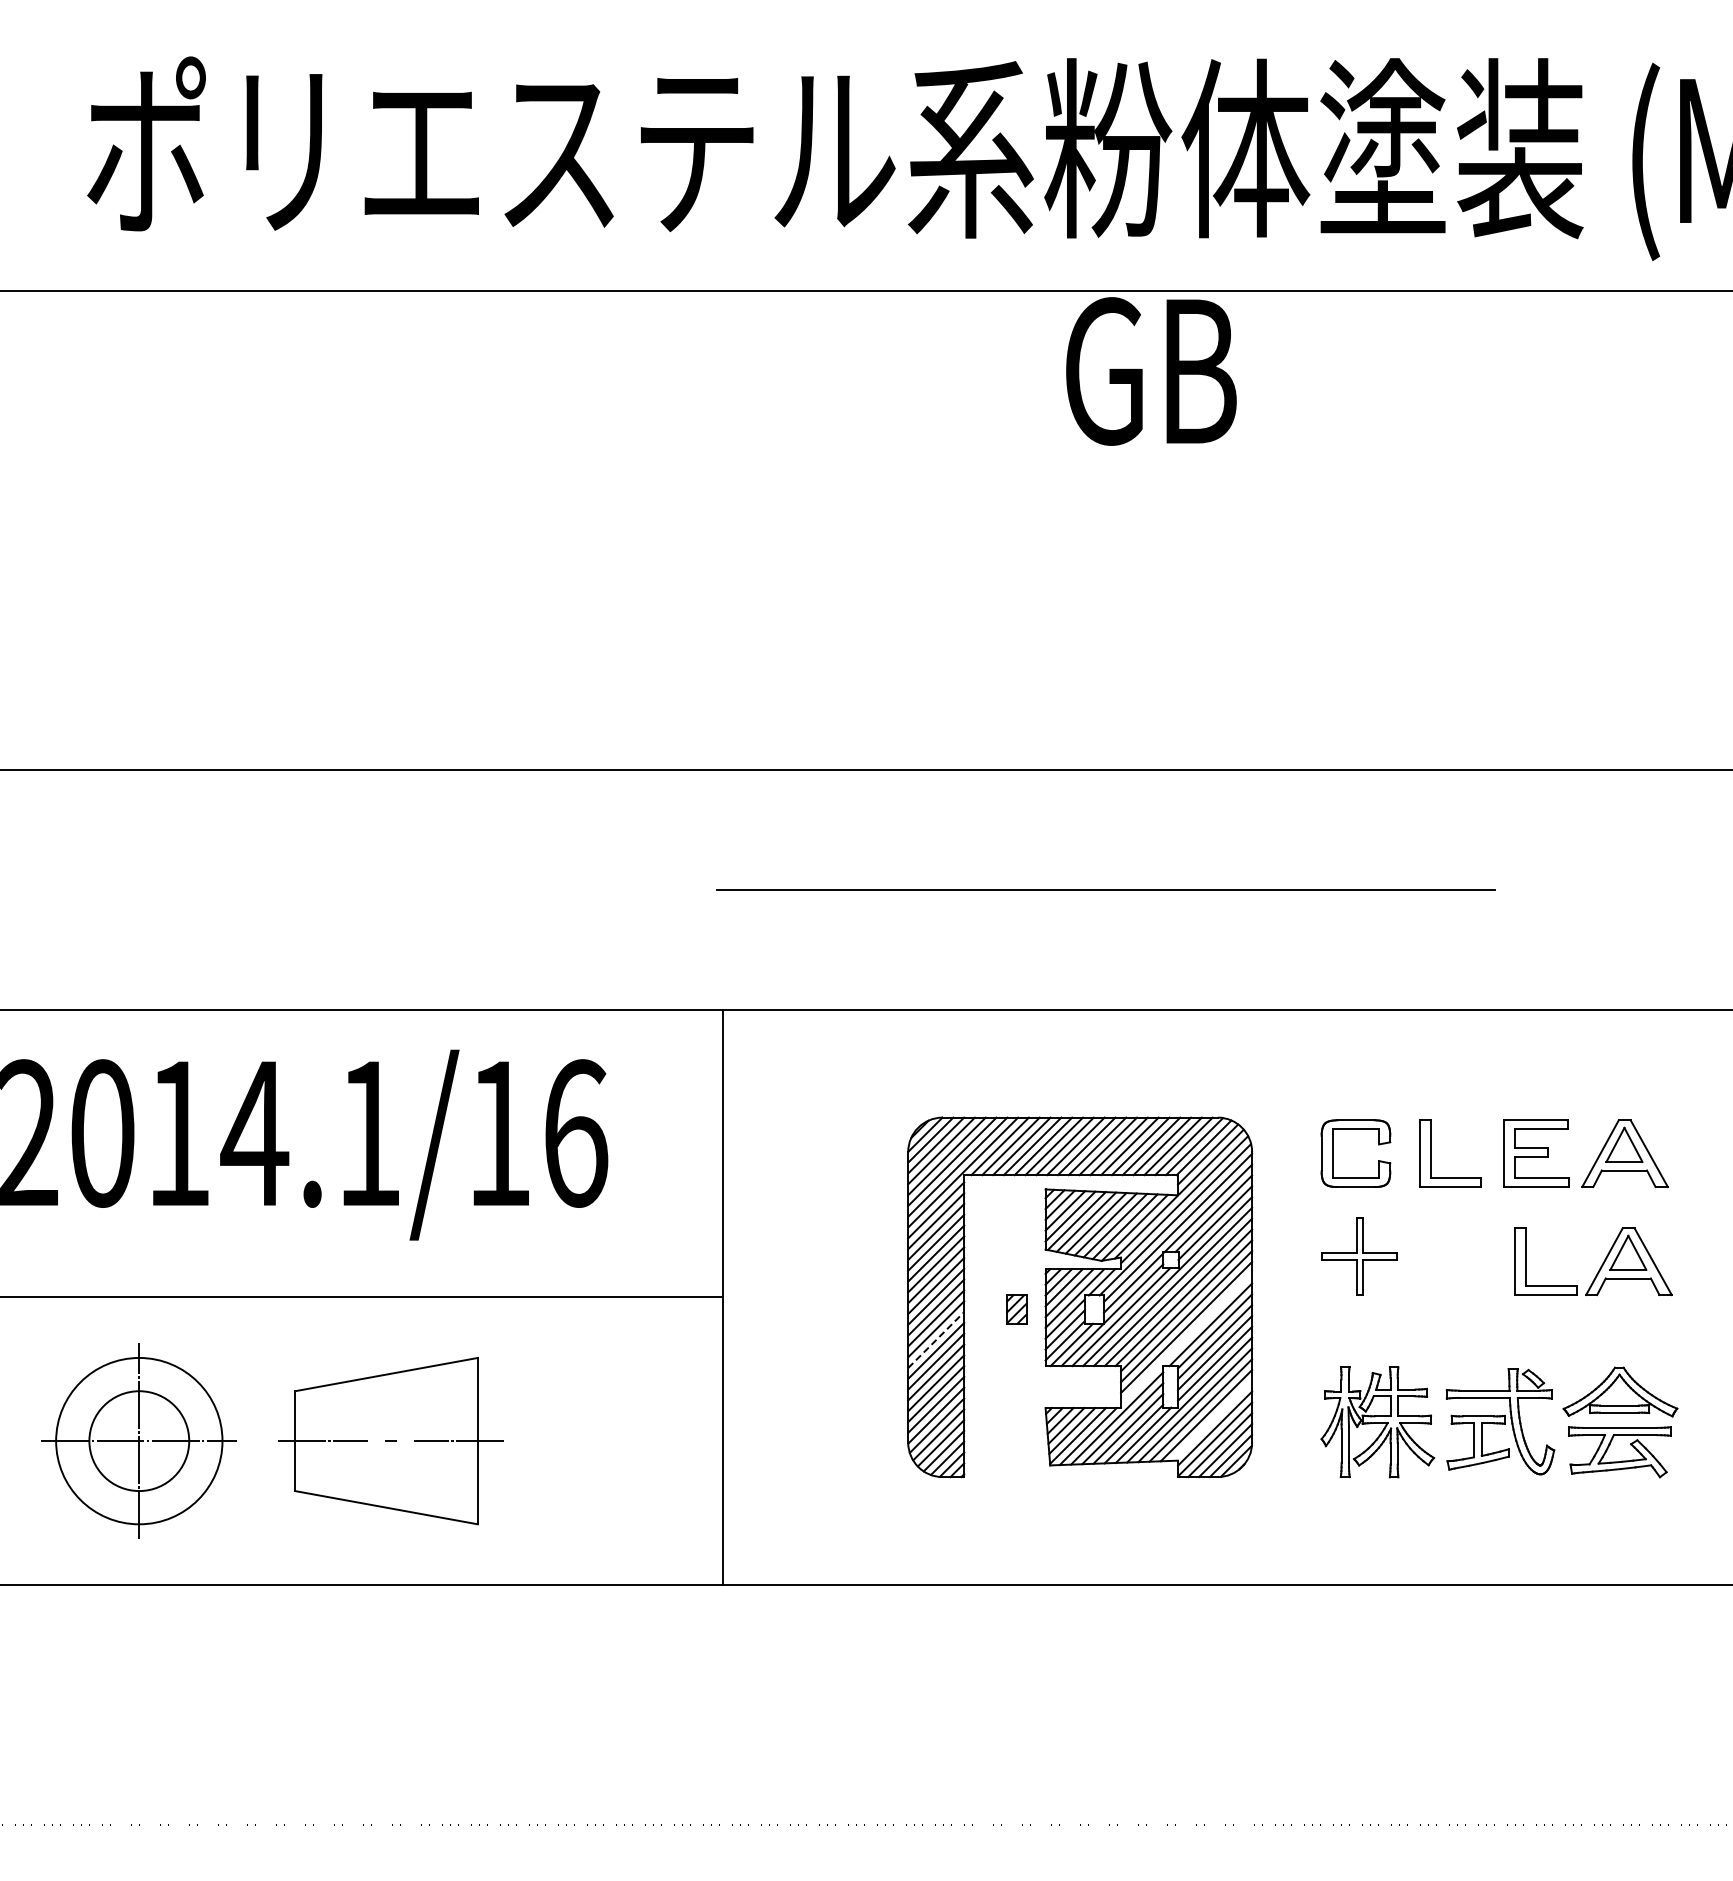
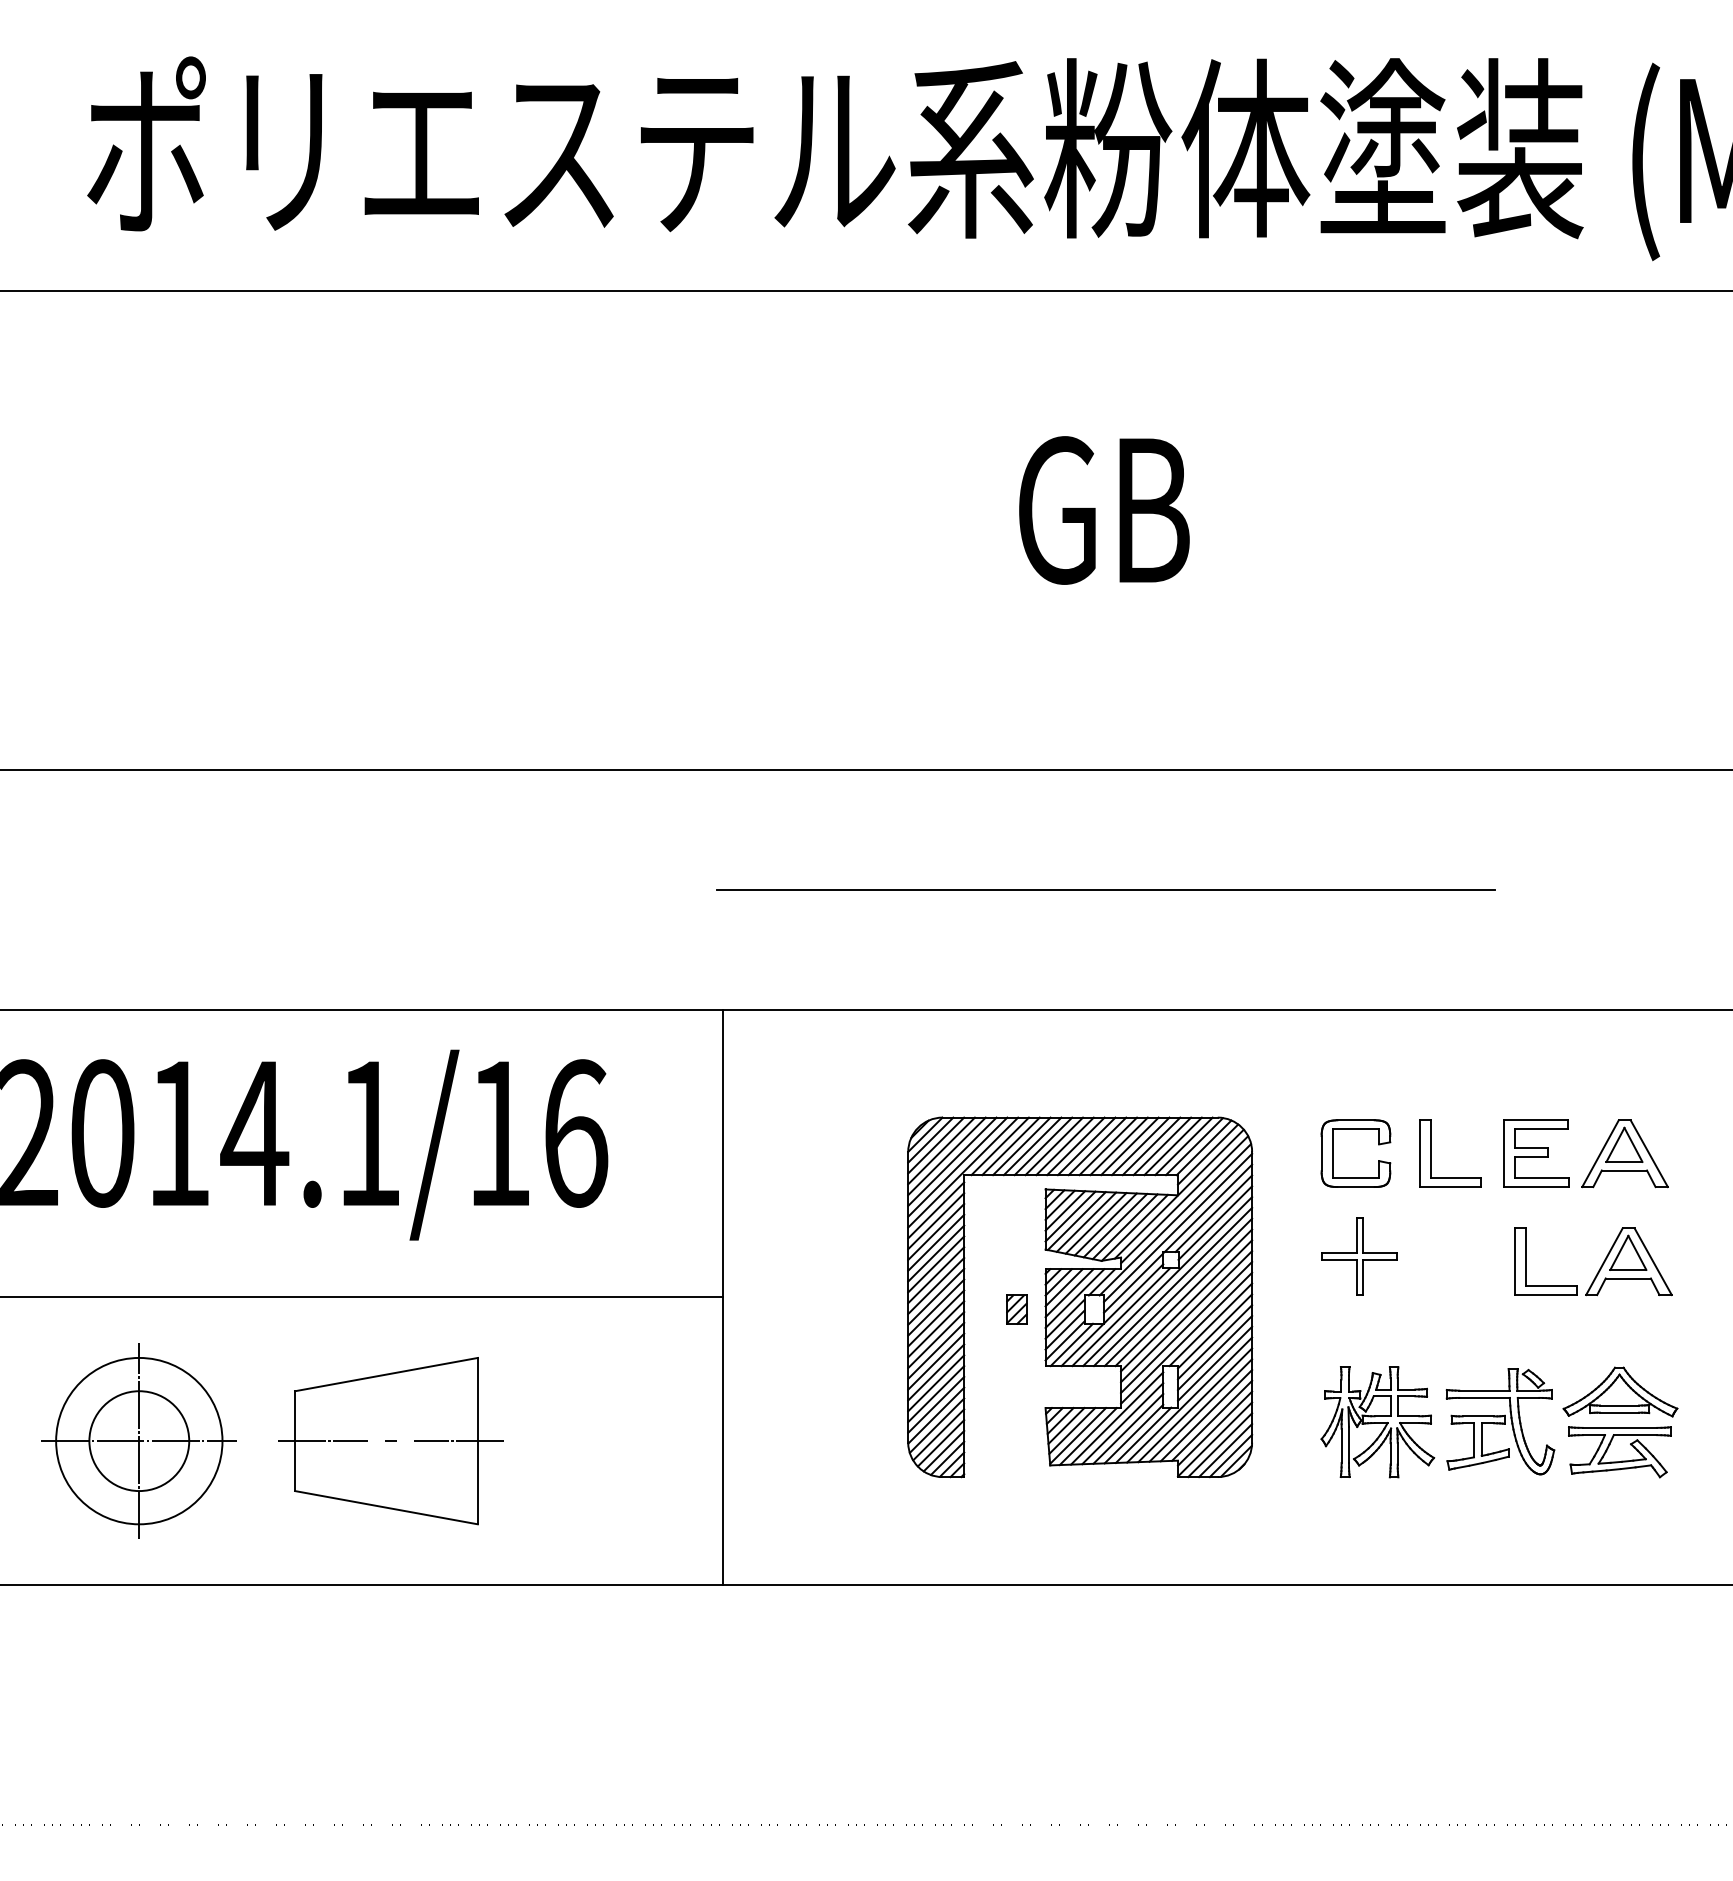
text position: (1151, 371) -> (1104, 510) (1104, 510)
line: none -> present (1186, 1337)
line: dashed -> solid (936, 1340)
line: none -> present (1212, 1420)
